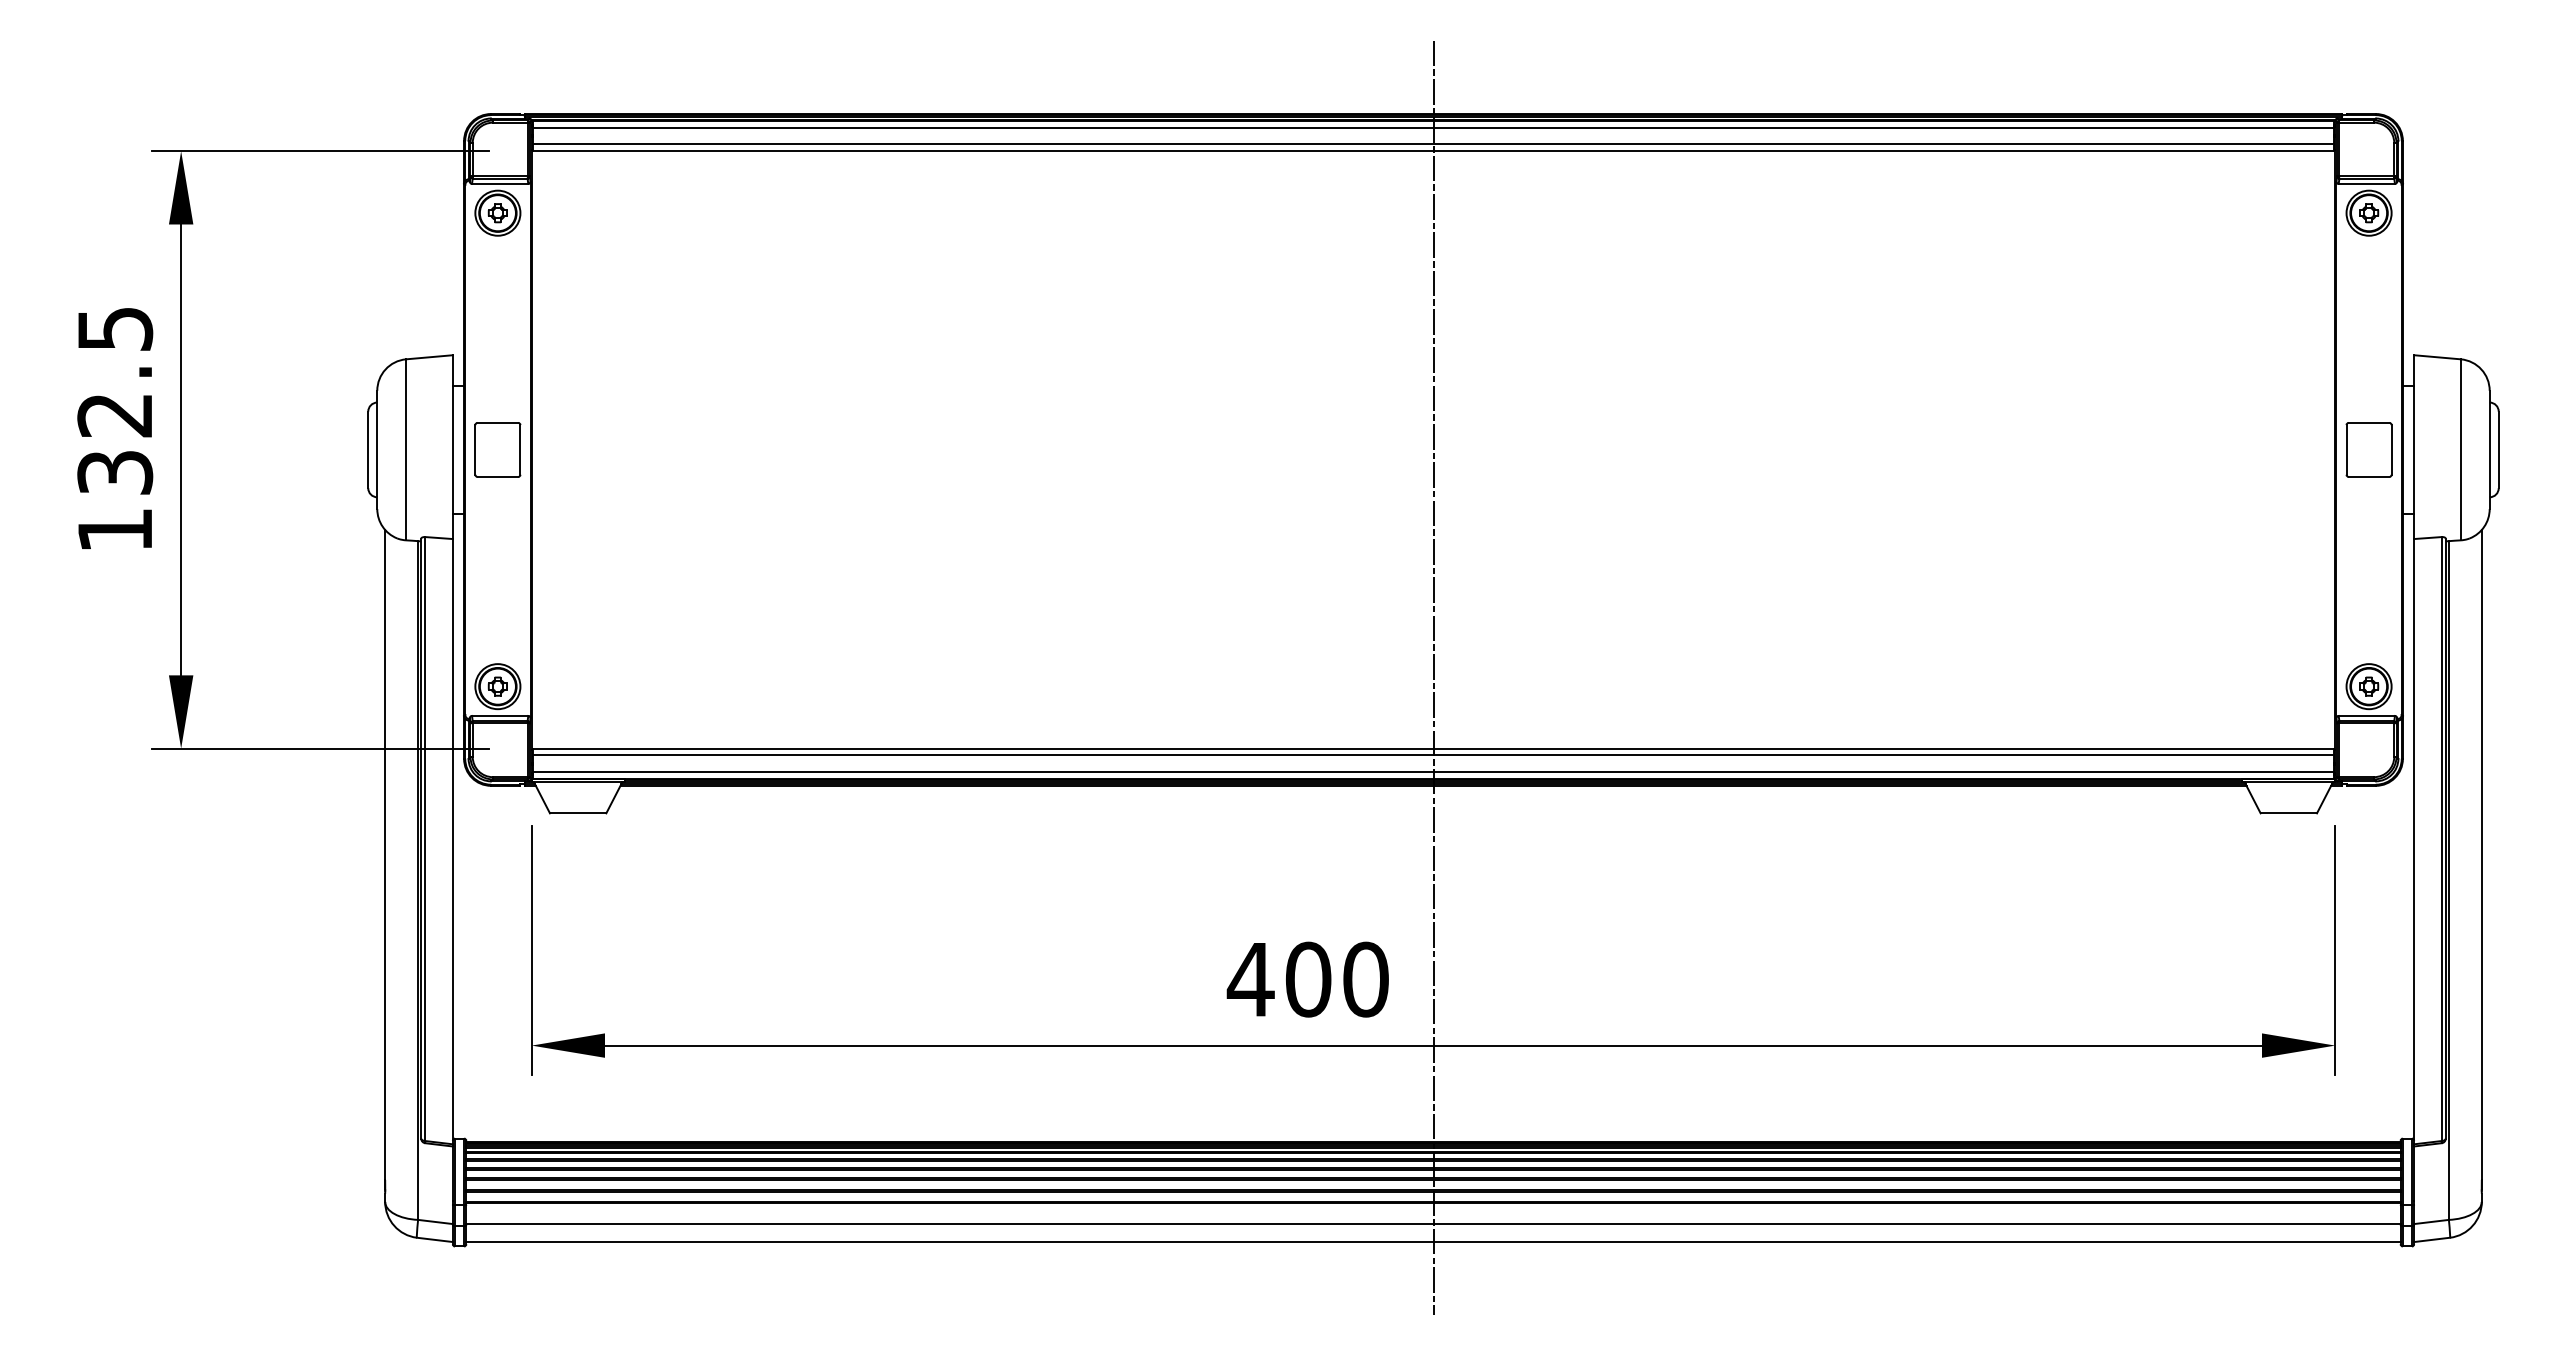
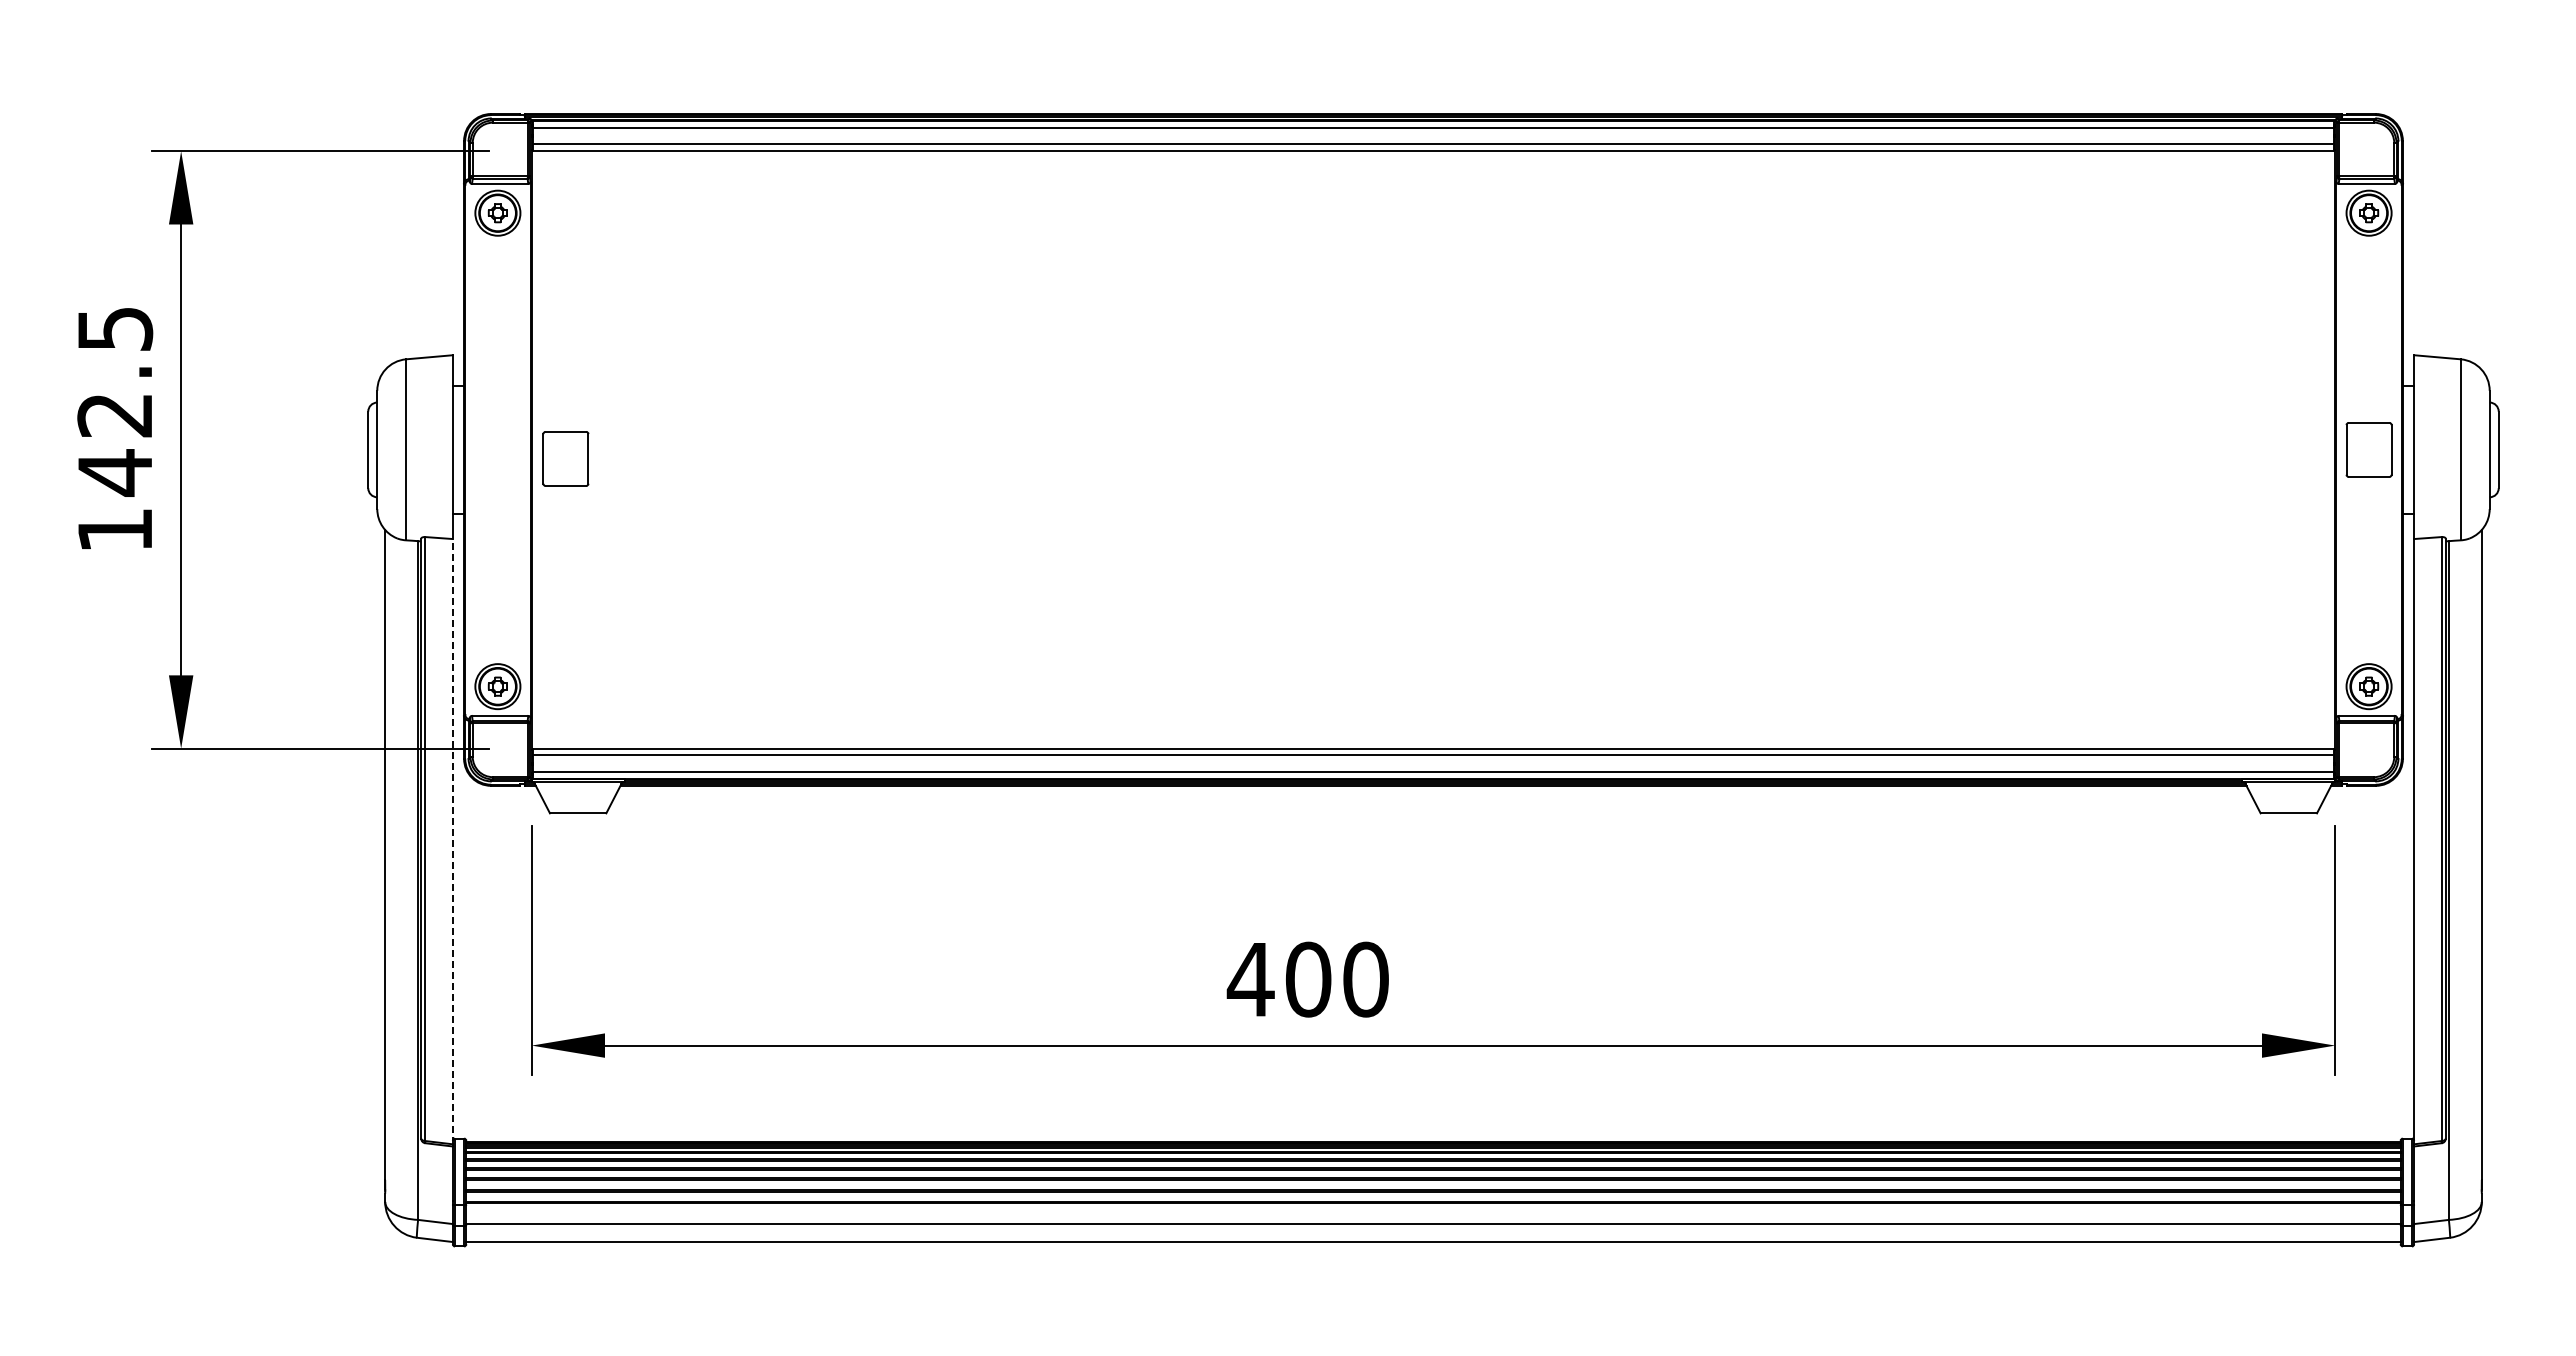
part position: (497, 449) -> (565, 458) (565, 458)
text: 132.5 -> 142.5 (115, 472)
line: present -> none (1433, 677)
line: solid -> dashed (452, 841)
